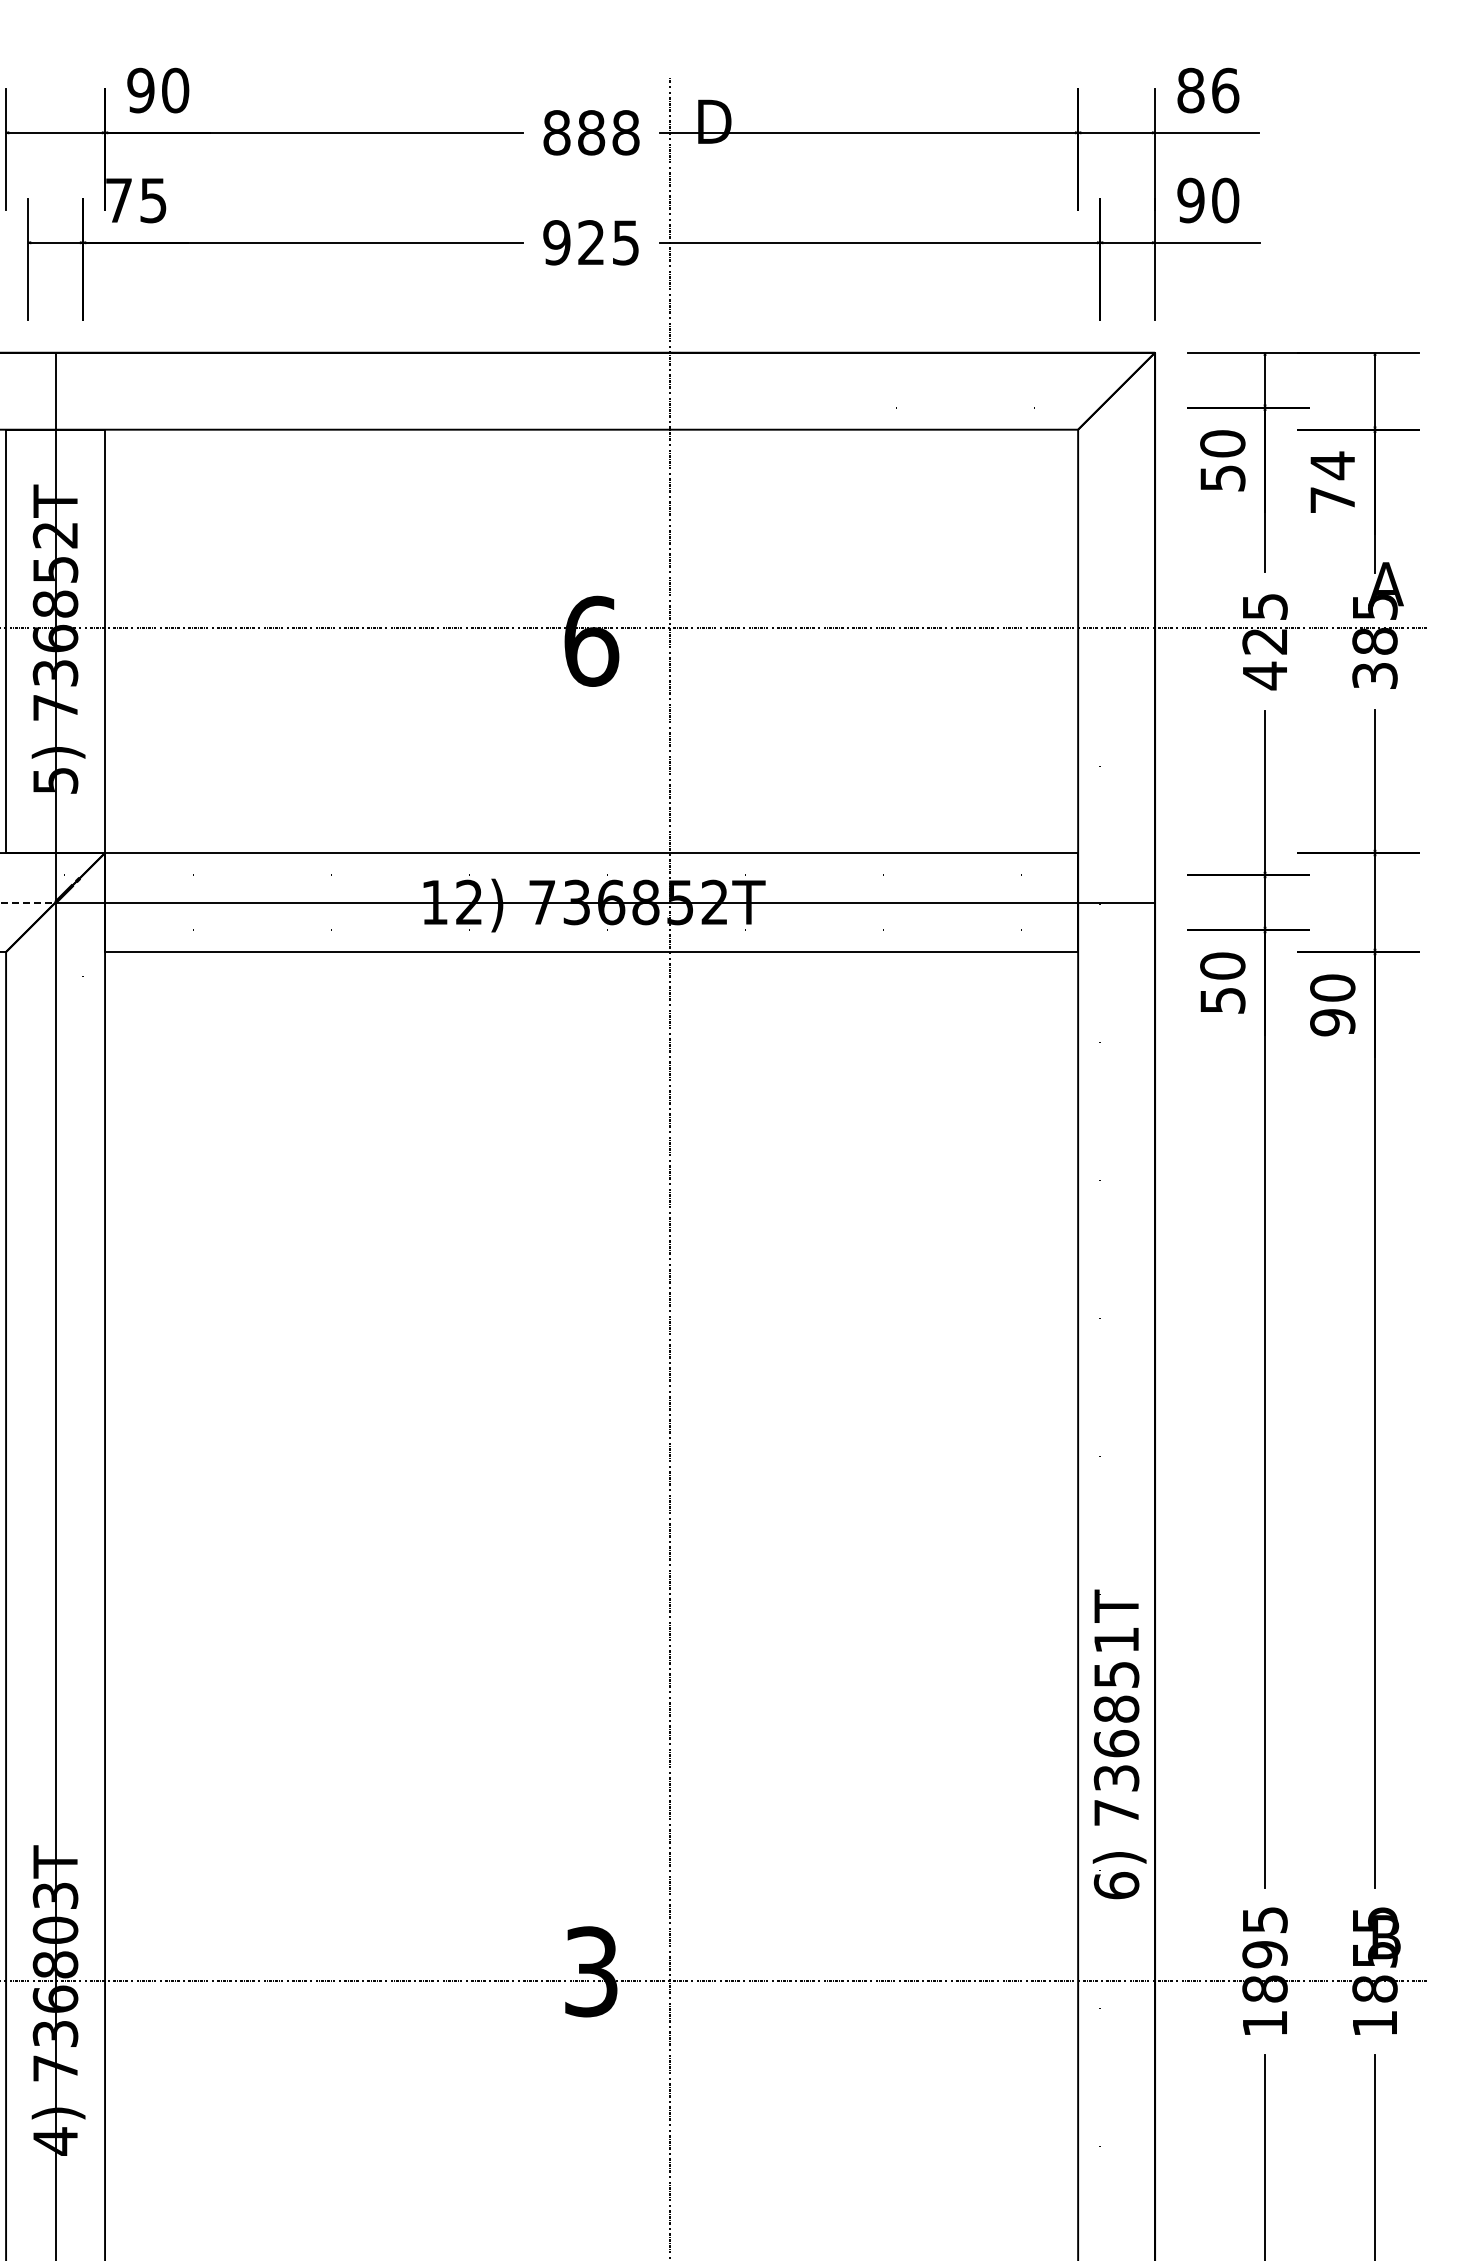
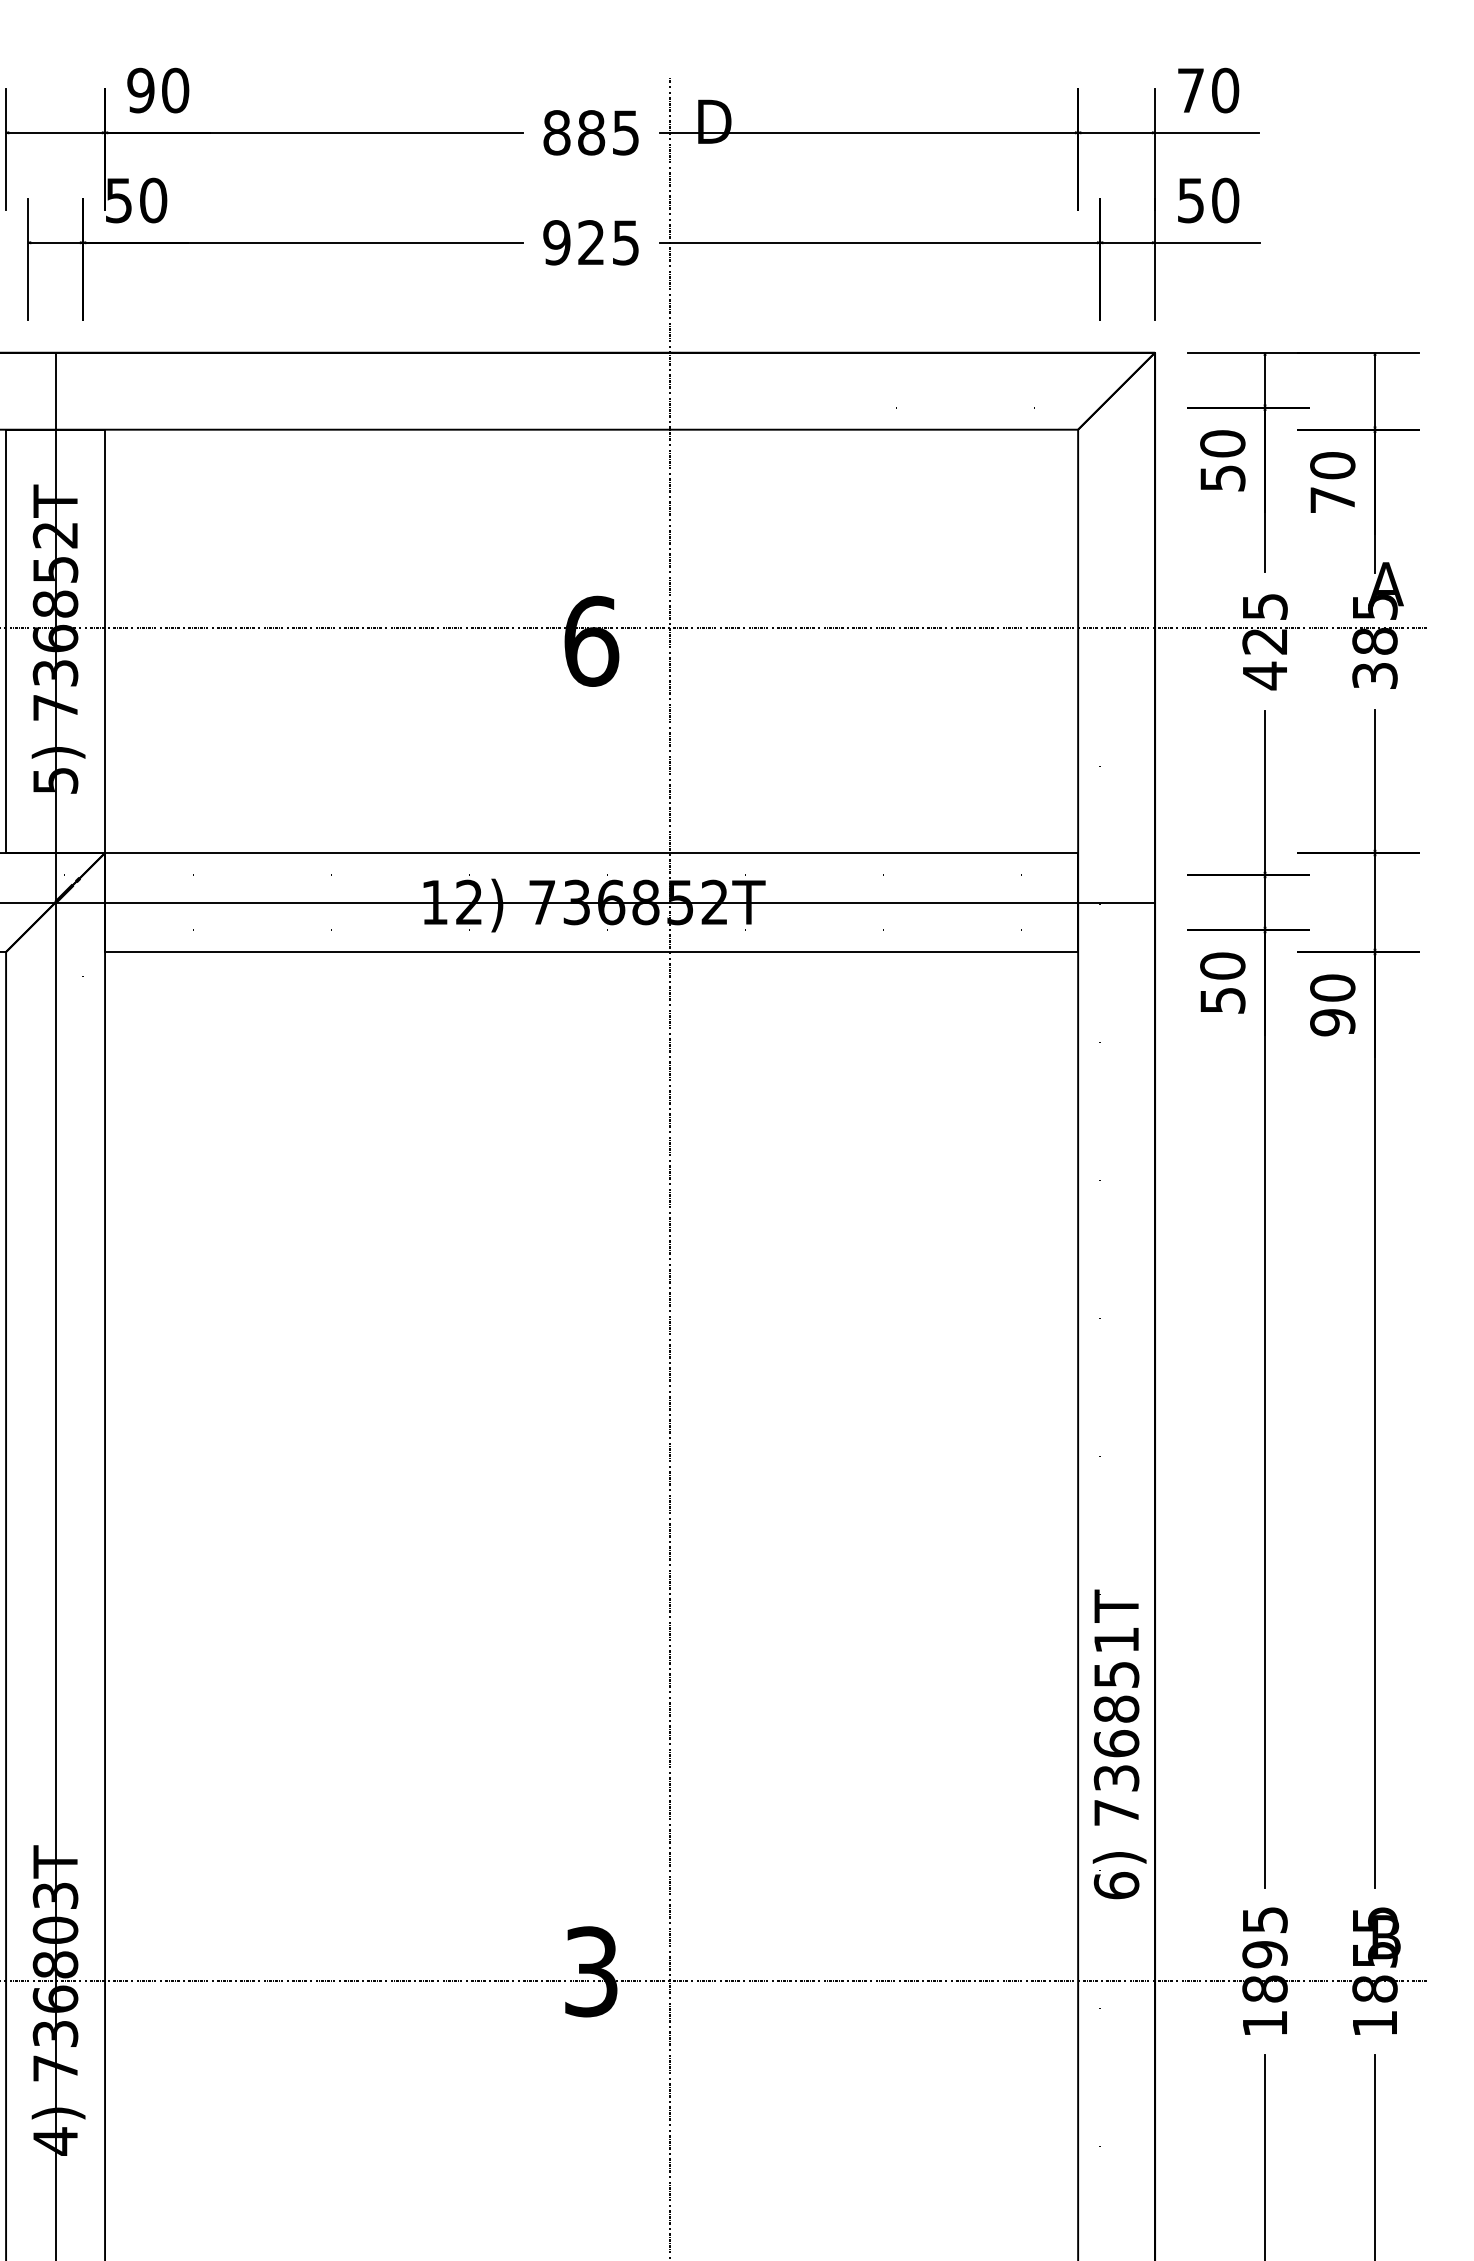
text: 86 -> 70 (1208, 90)
text: 888 -> 885 (625, 132)
text: 75 -> 50 (136, 200)
text: 90 -> 50 (1190, 200)
text: 74 -> 70 (1332, 465)
line: dashed -> solid (28, 902)
